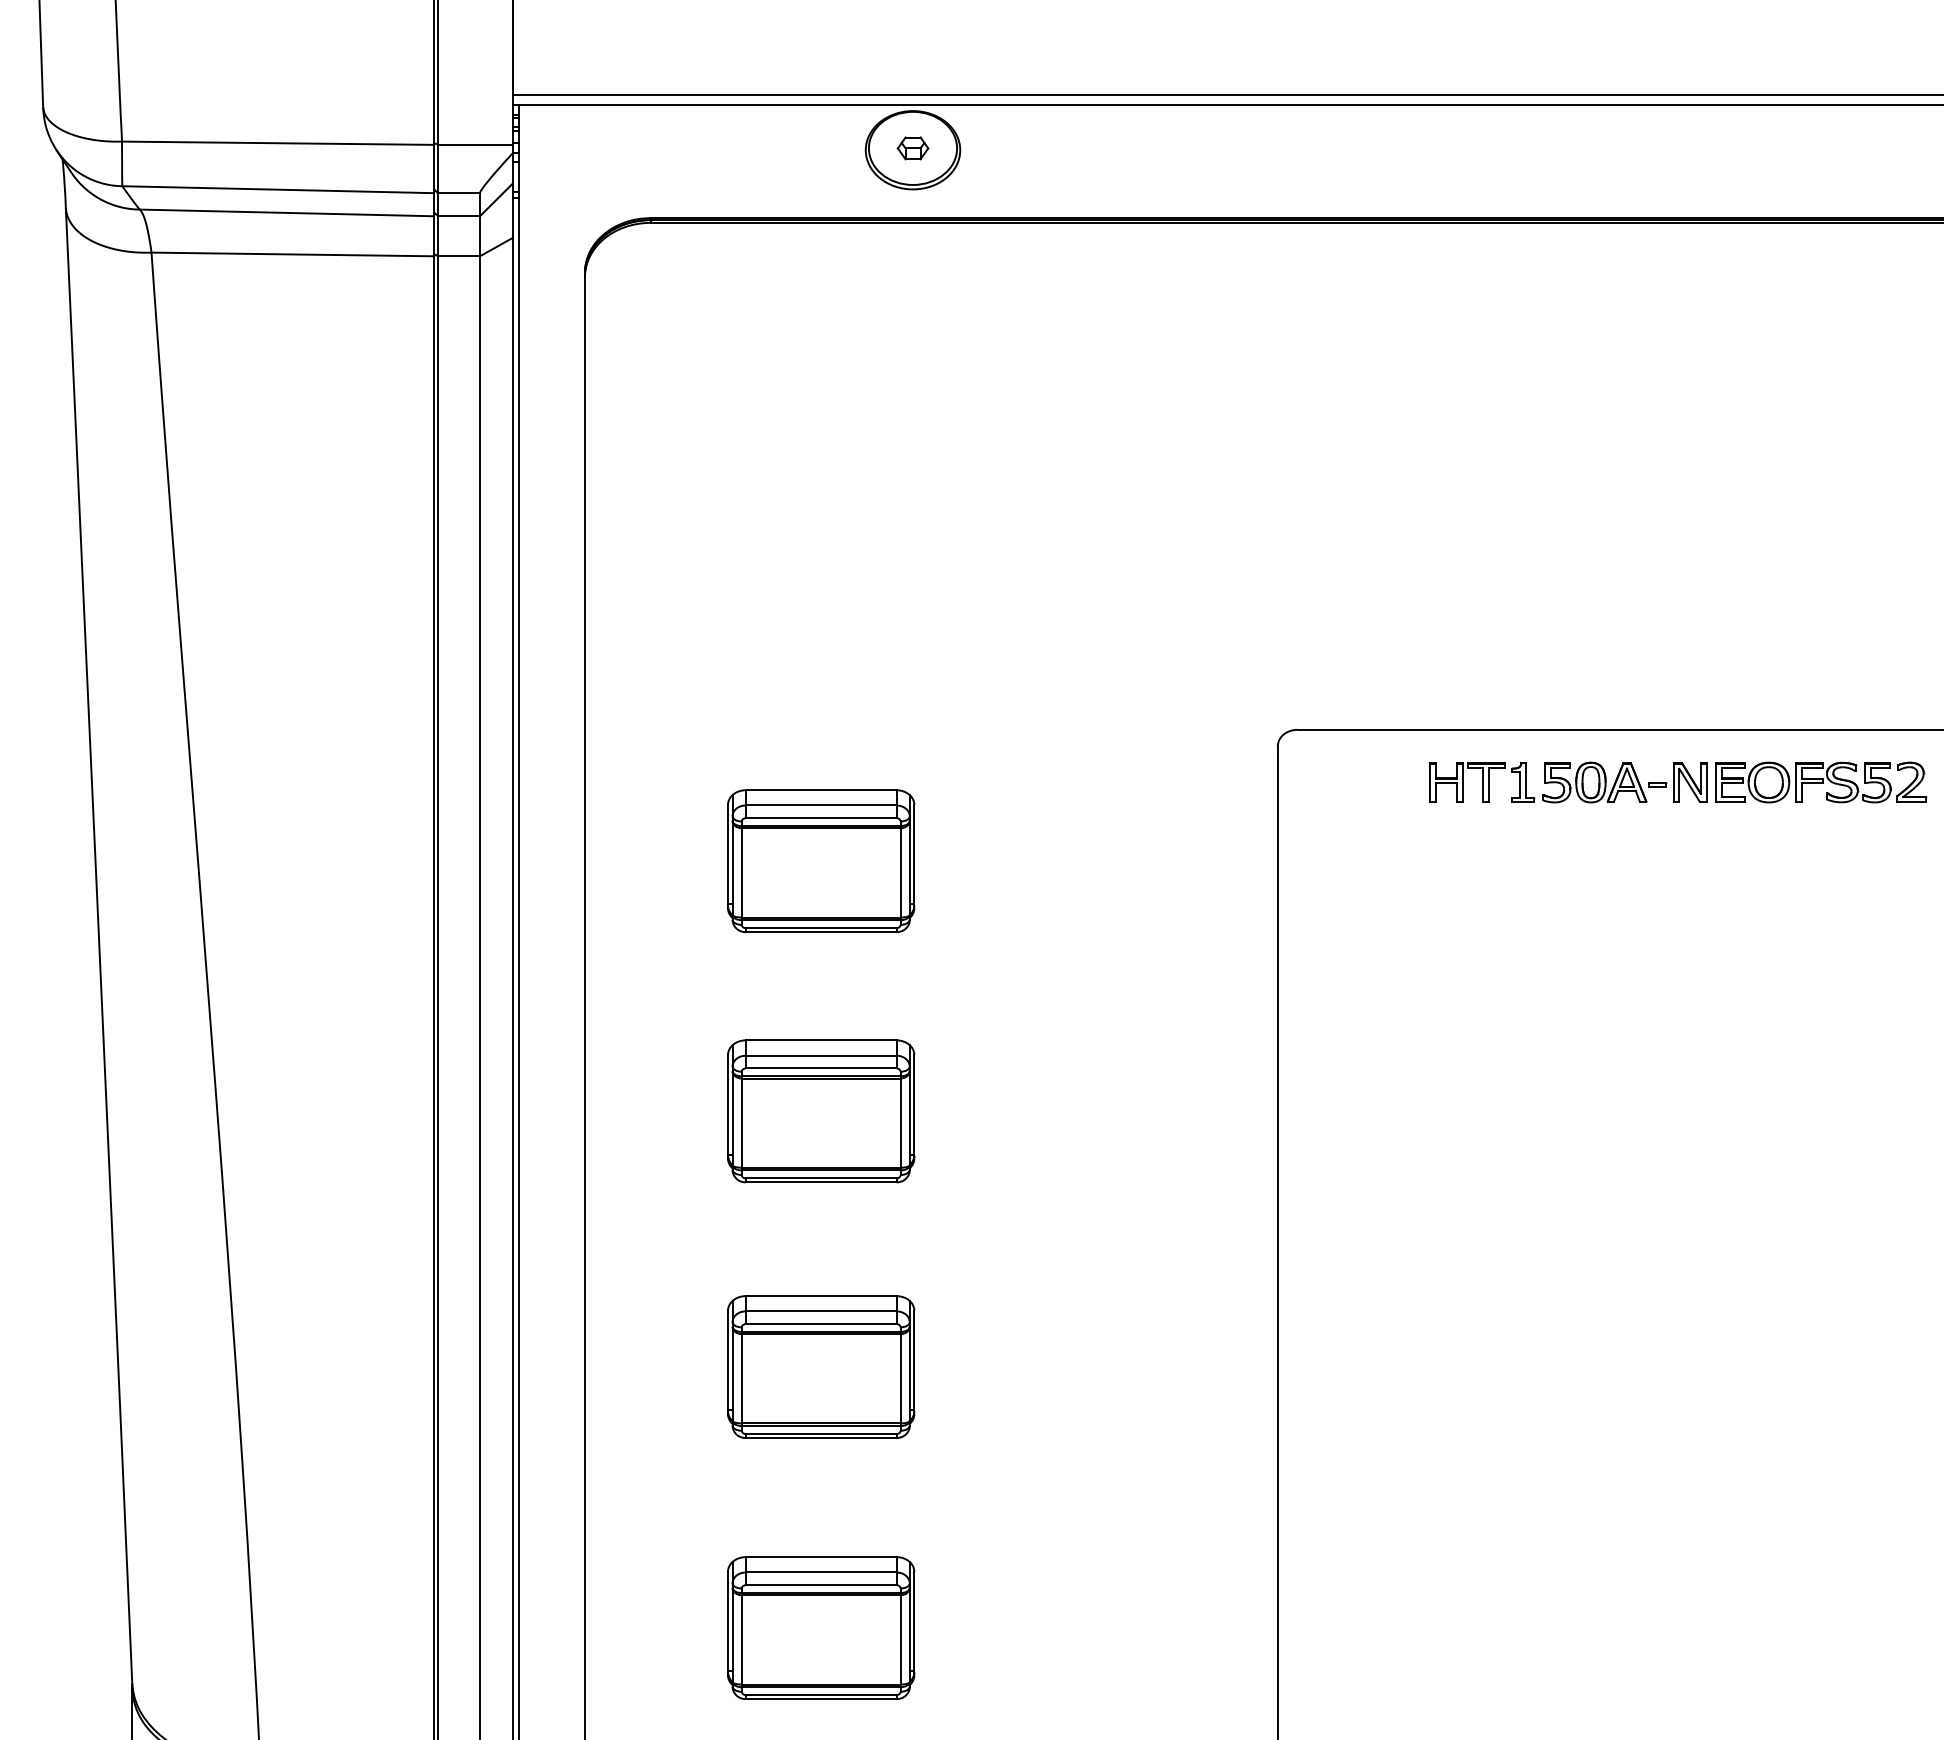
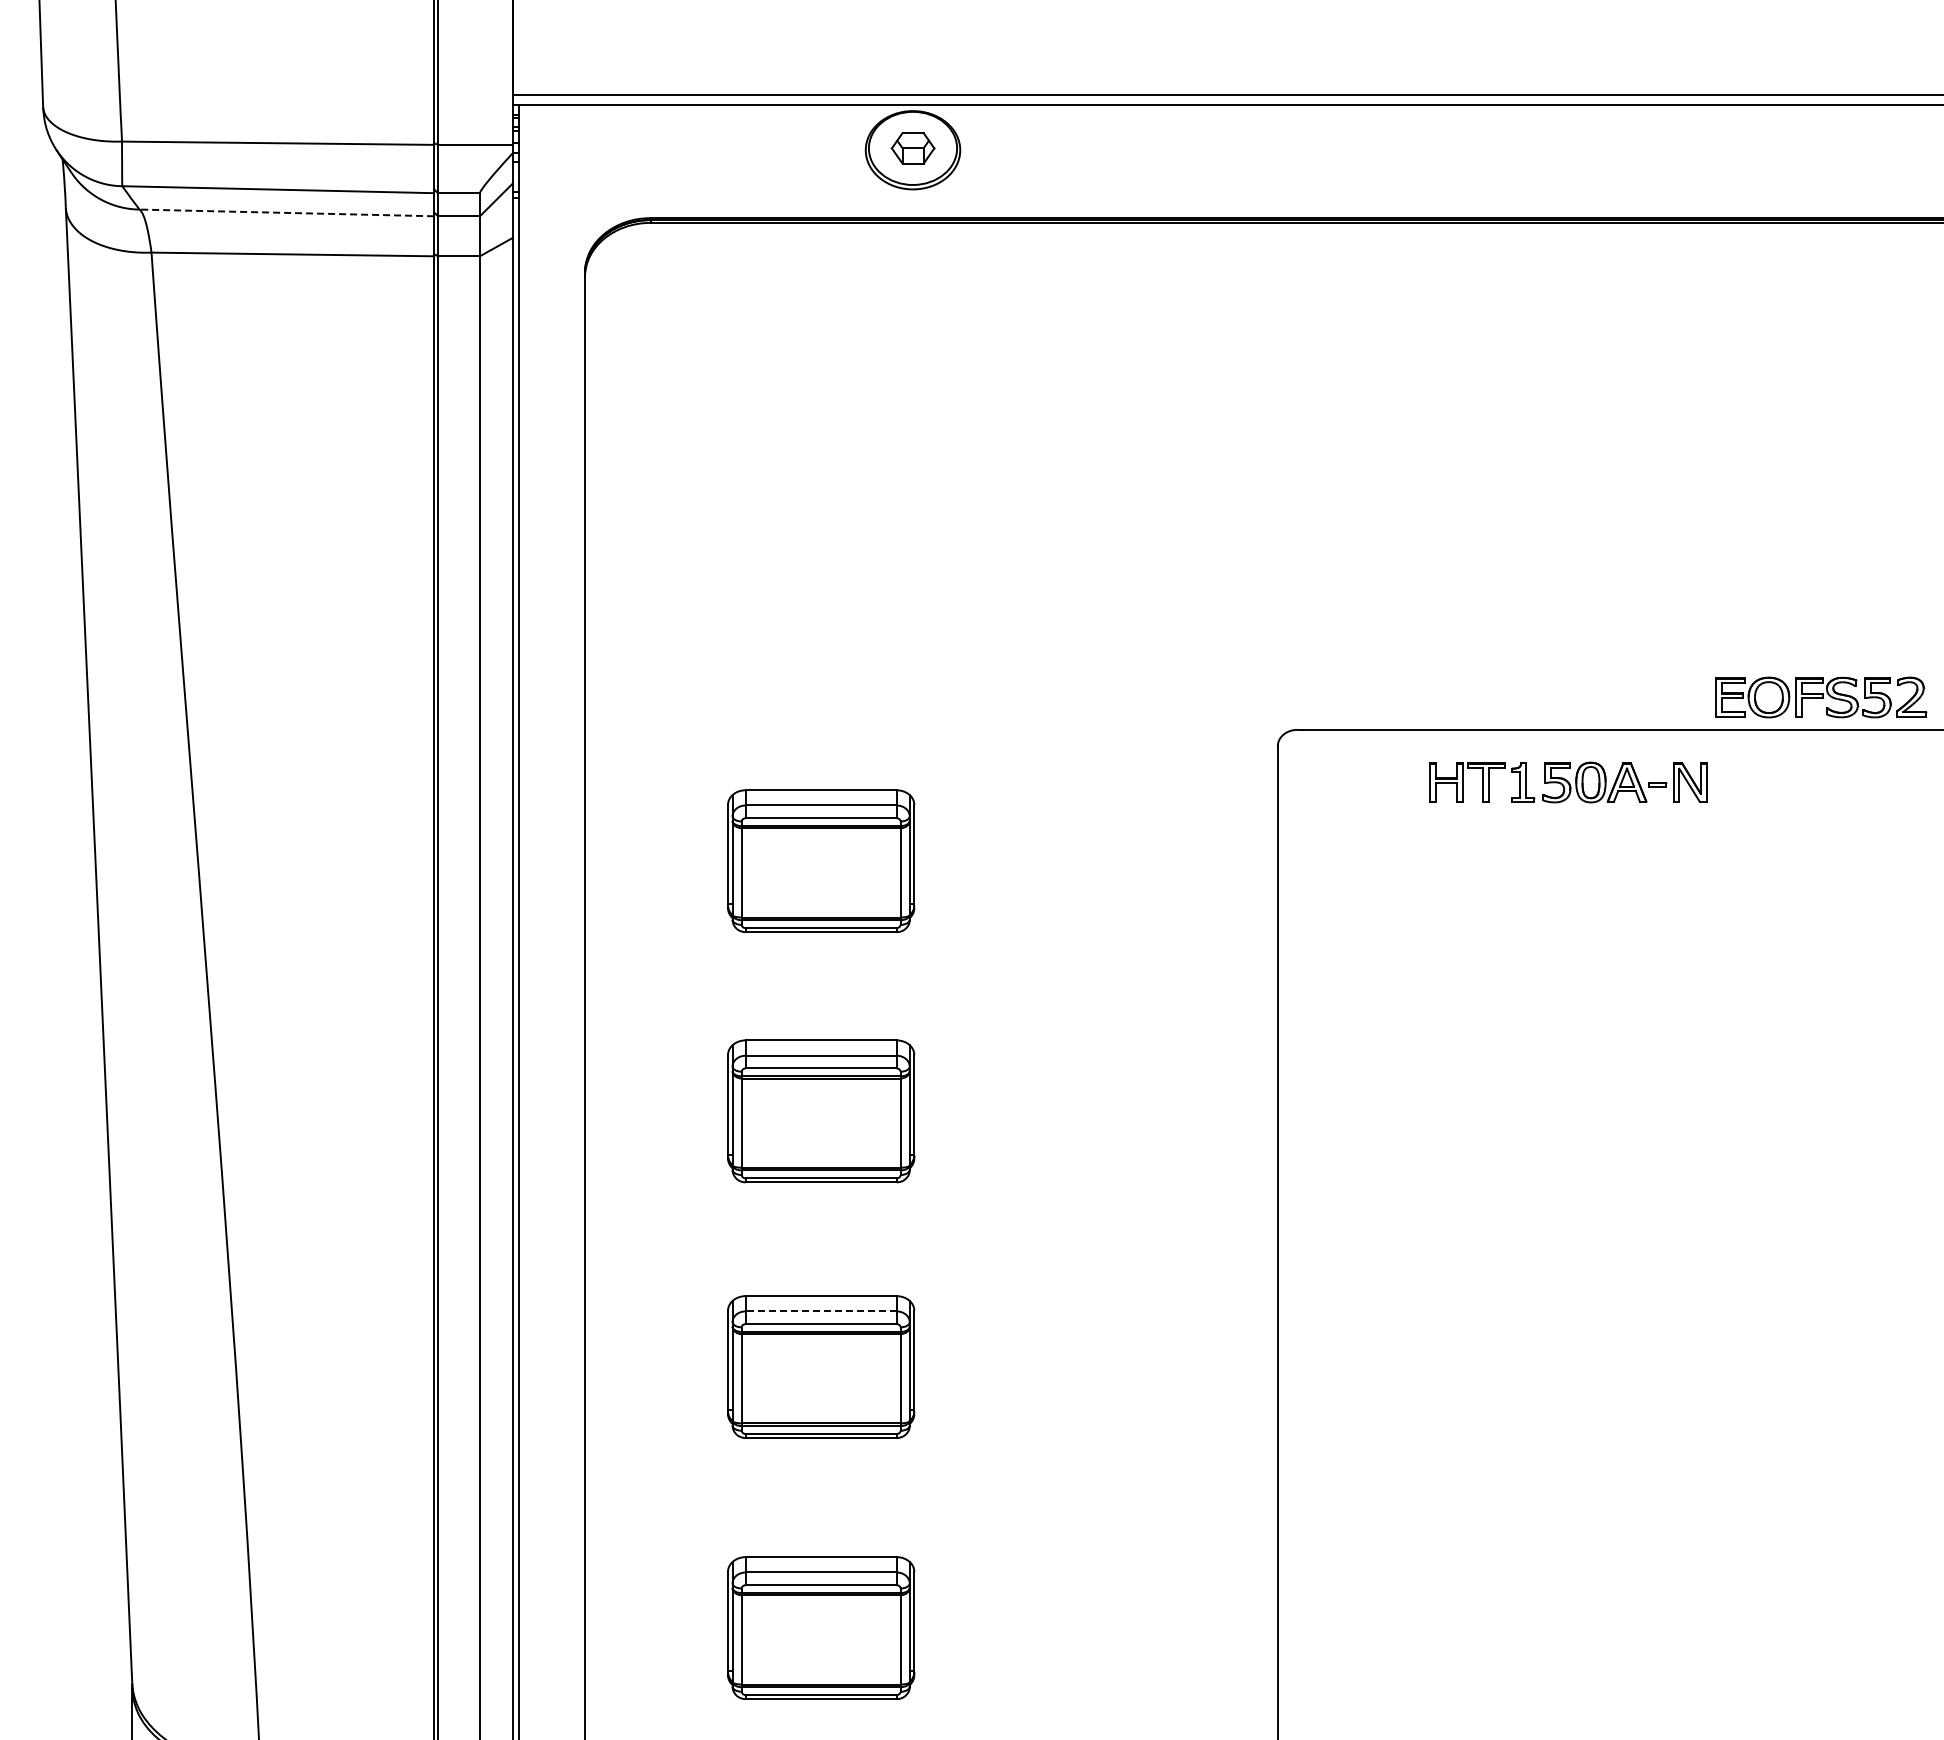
part size: 34x25 px -> 46x33 px (912, 148)
line: solid -> dashed (286, 212)
part position: (1821, 782) -> (1821, 697) (1821, 697)
line: solid -> dashed (820, 1311)
